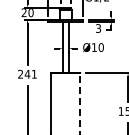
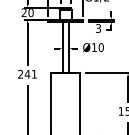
line: dashed -> solid (80, 103)
